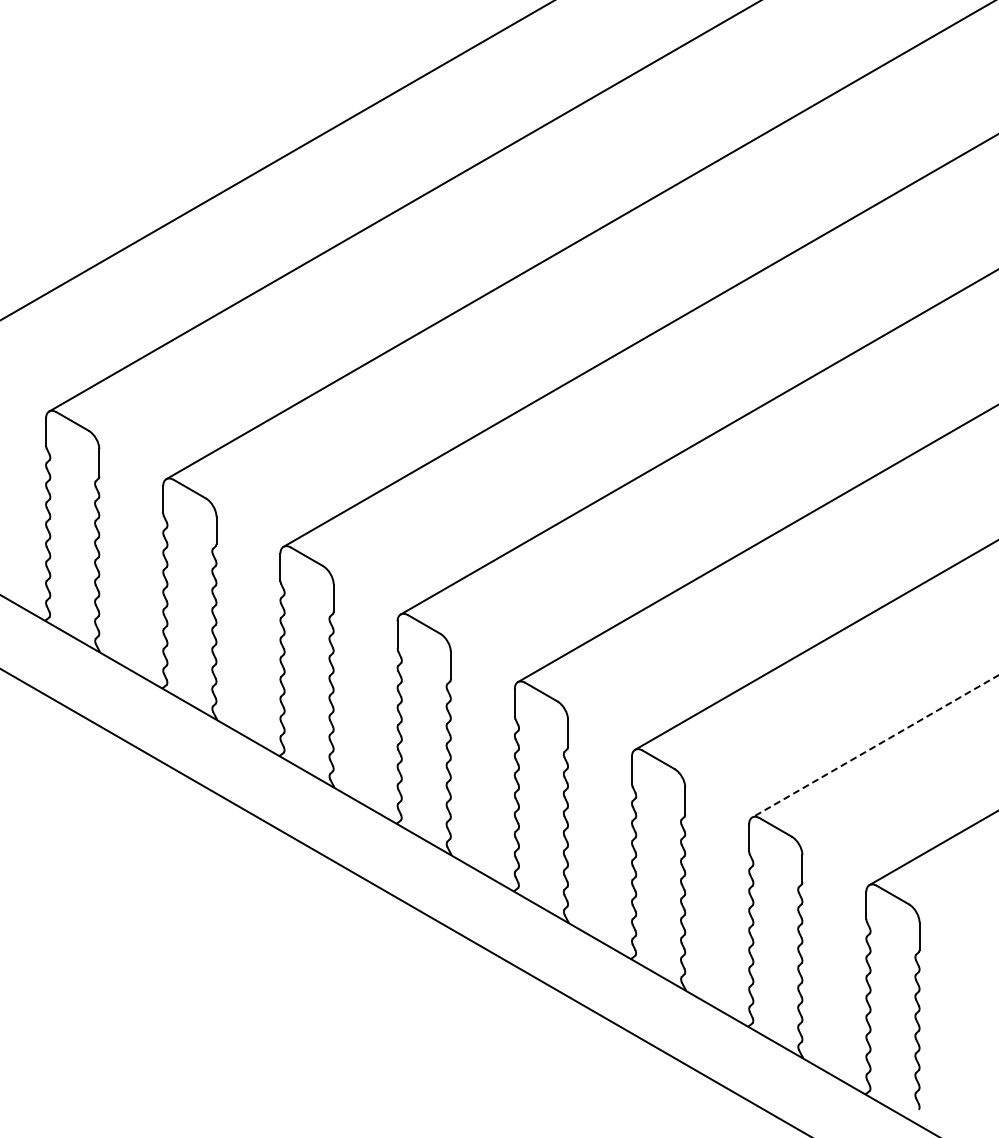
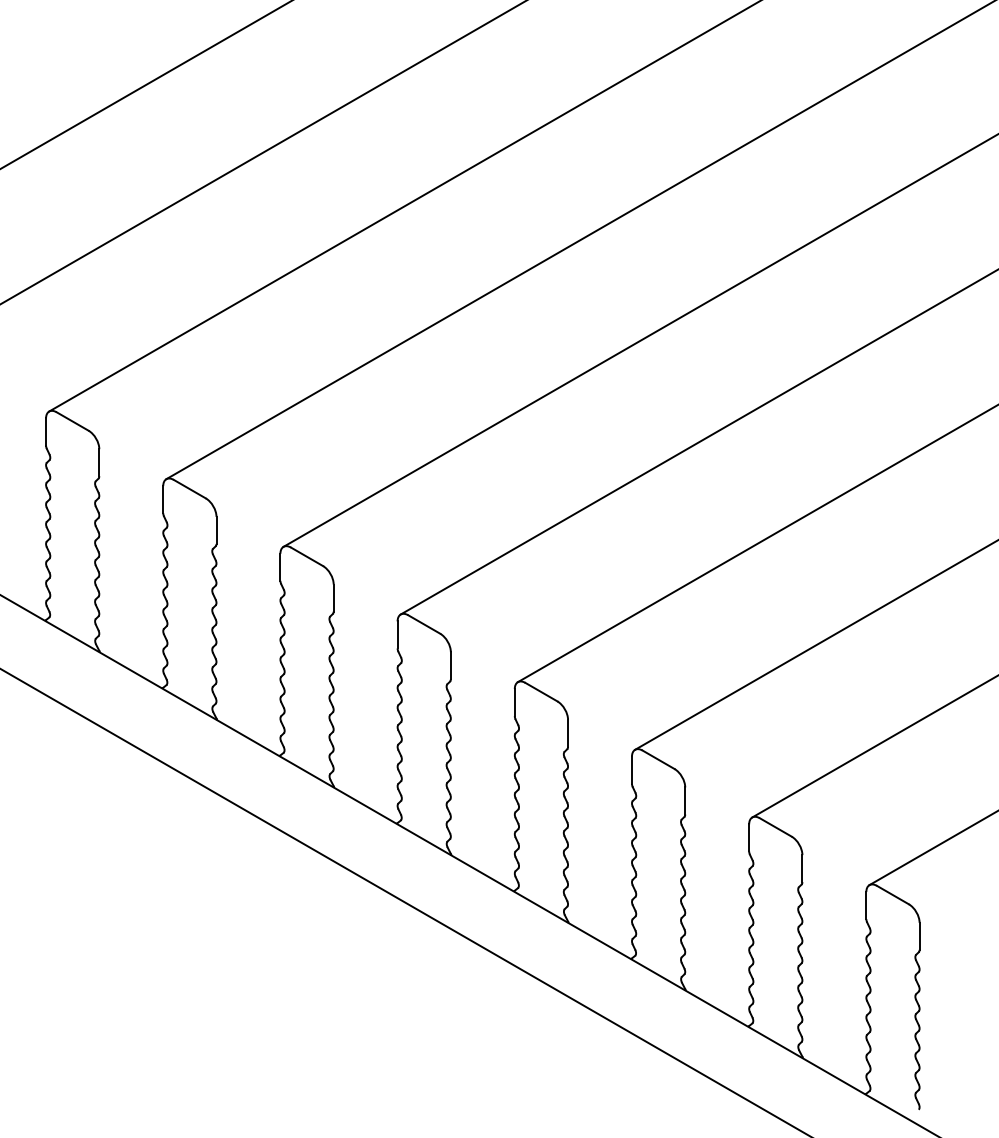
line: none -> present (145, 84)
line position: (276, 160) -> (262, 152) (262, 152)
line: dashed -> solid (875, 746)
